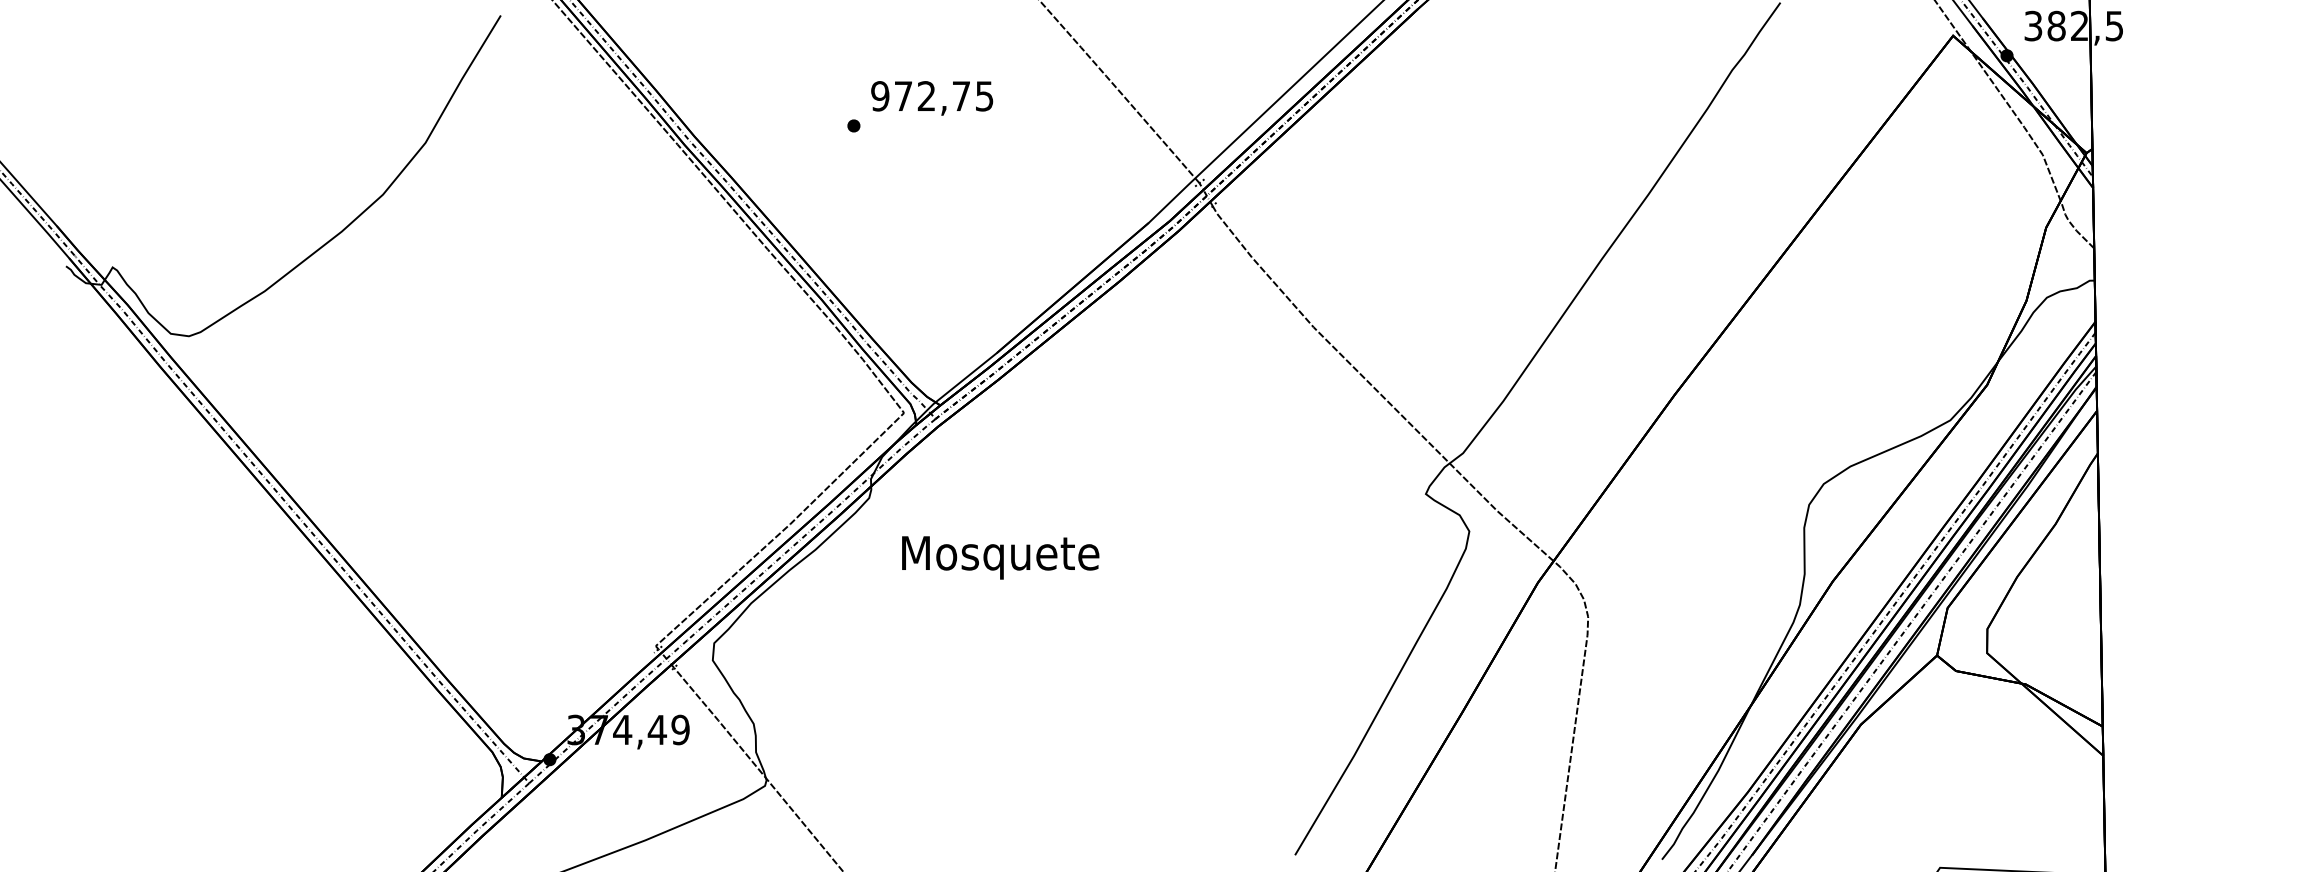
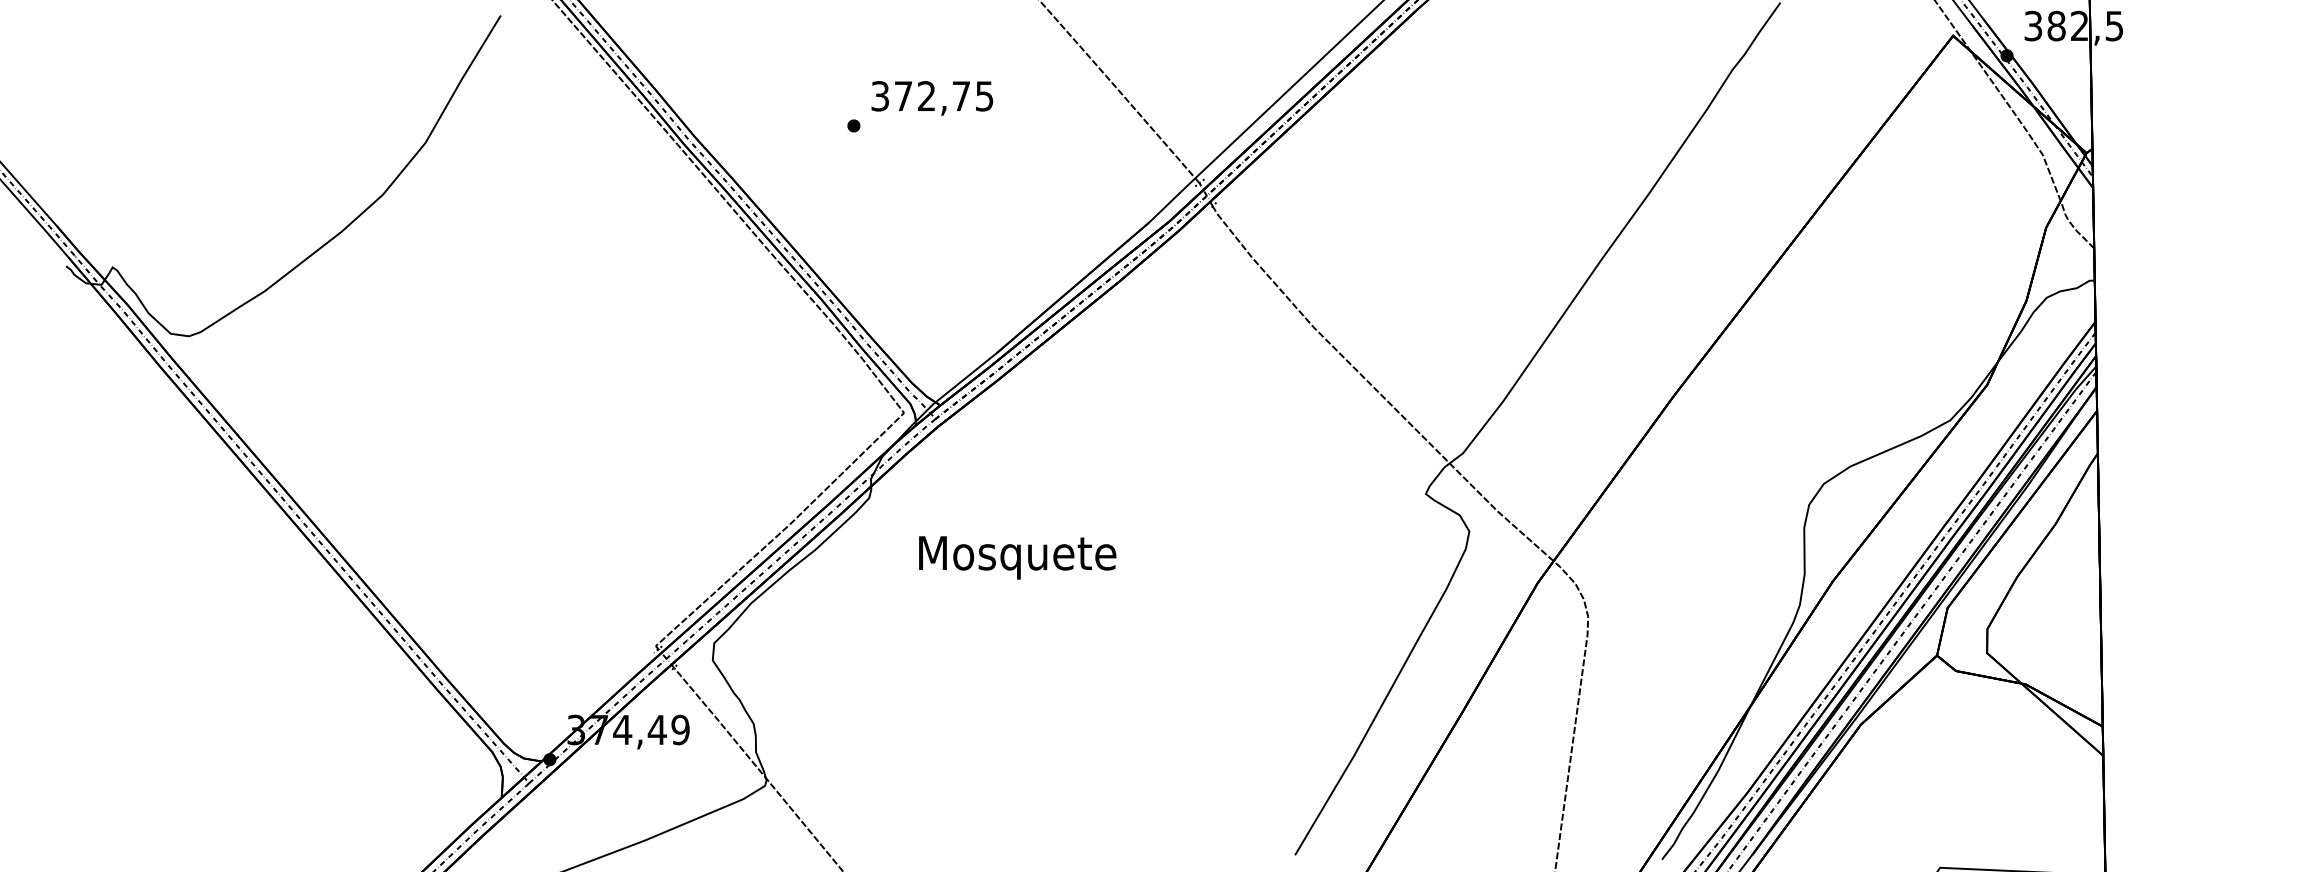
text: 972,75 -> 372,75 (880, 96)
text position: (1000, 557) -> (1017, 557) (1017, 557)
